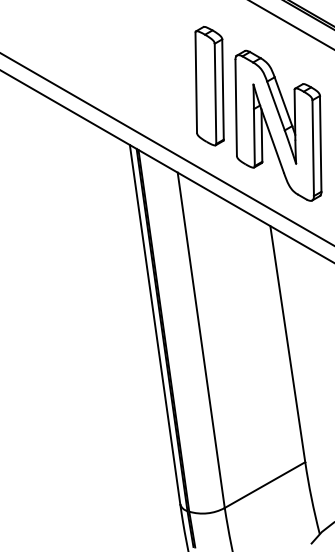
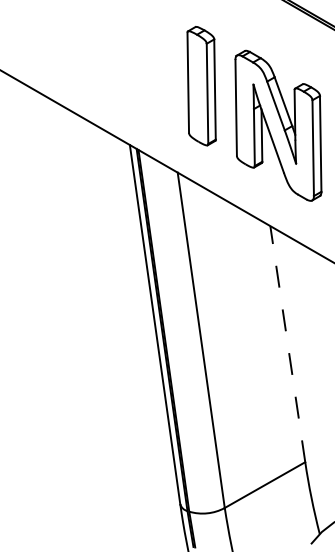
line: present -> none (291, 25)
part position: (209, 86) -> (201, 86) (201, 86)
line: present -> none (166, 149)
line: solid -> dashed (287, 343)
